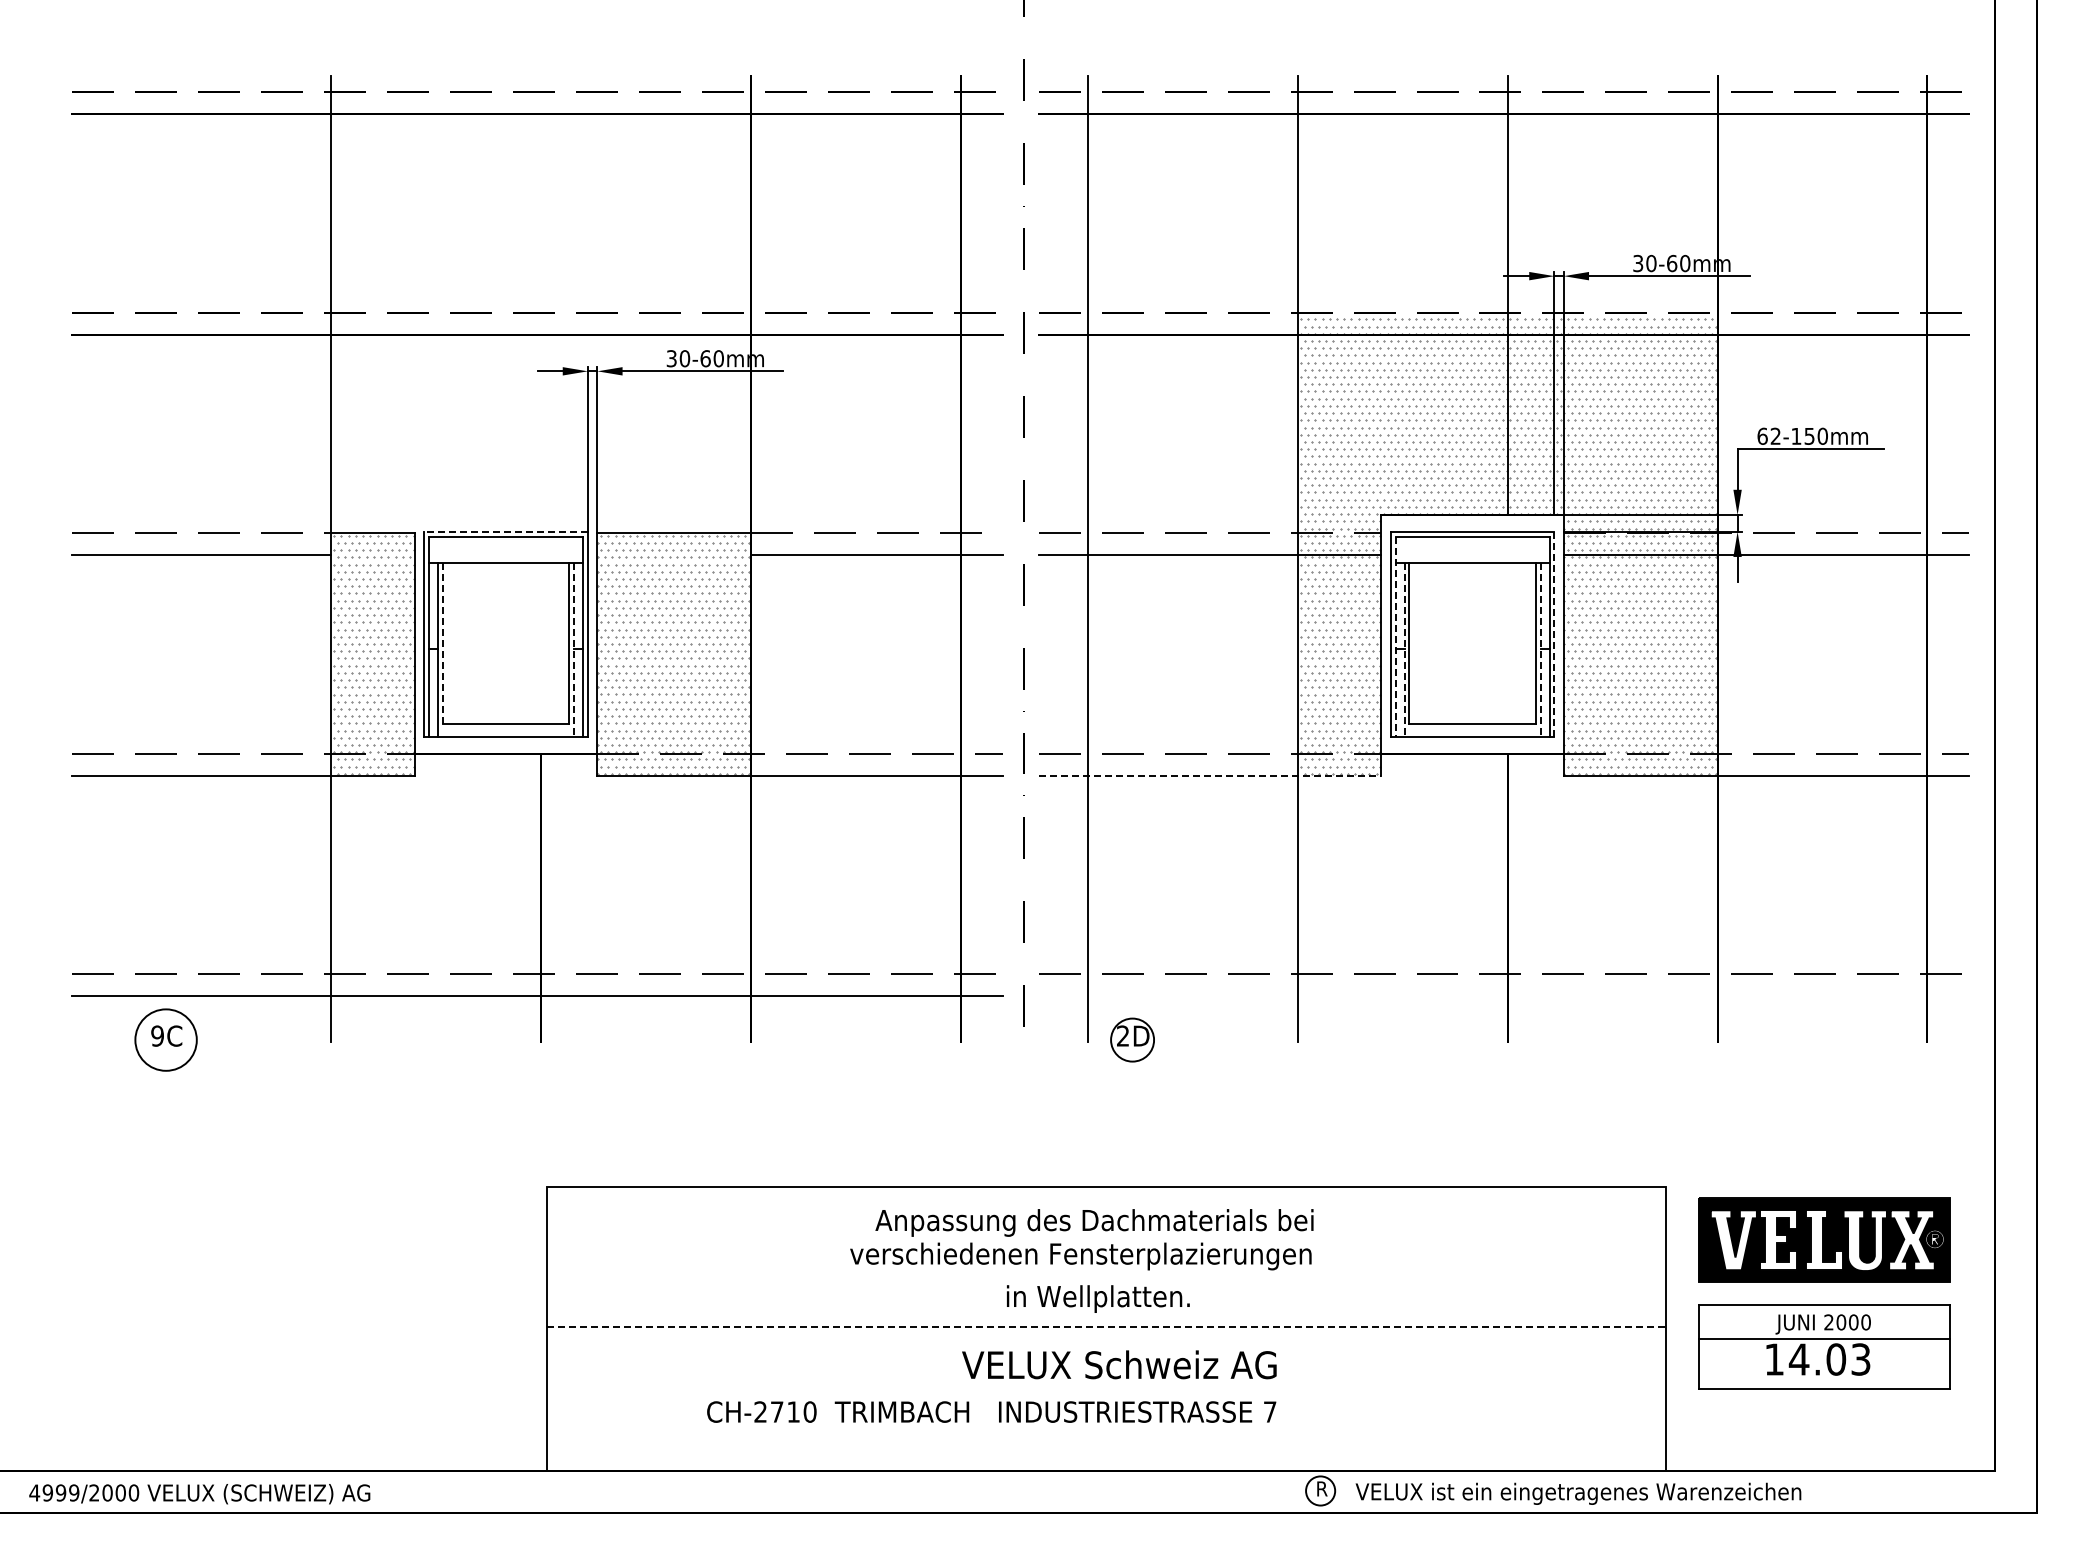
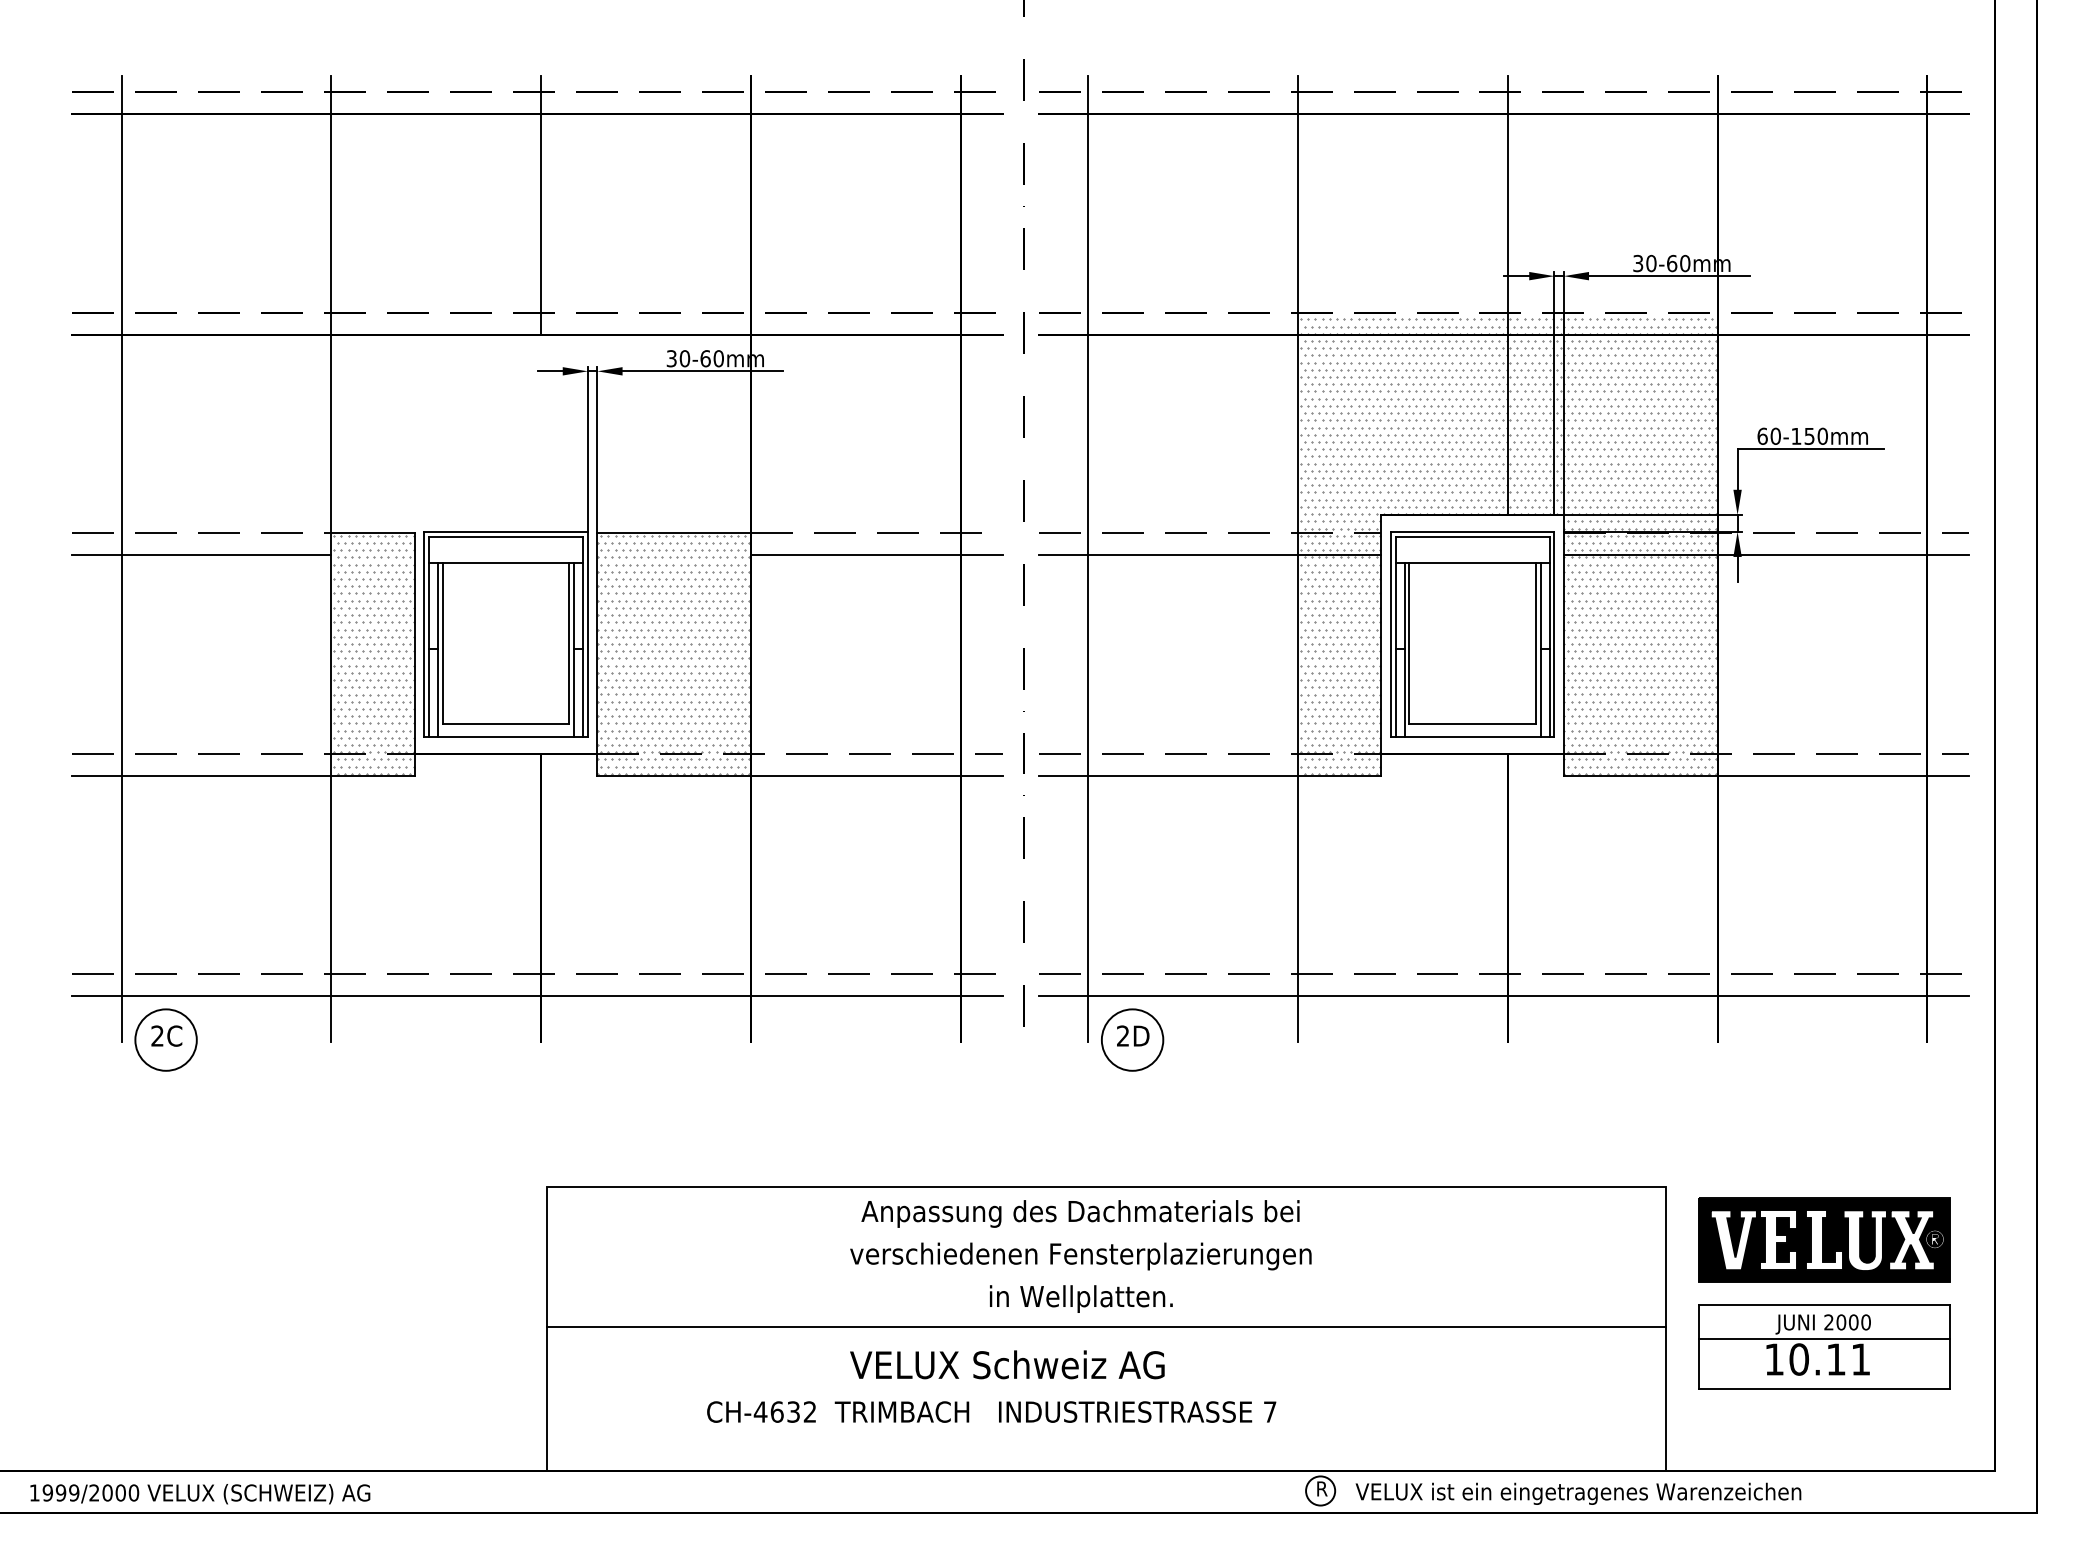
line: none -> present (541, 204)
text: 62-150mm -> 60-150mm (1775, 435)
line: dashed -> solid (506, 531)
line: none -> present (121, 558)
line: dashed -> solid (1554, 634)
line: dashed -> solid (1395, 637)
line: dashed -> solid (442, 644)
line: dashed -> solid (574, 650)
line: dashed -> solid (1404, 650)
line: dashed -> solid (1540, 650)
line: dashed -> solid (1210, 775)
line: none -> present (1503, 995)
text: 9C -> 2C (157, 1035)
circle diameter: 43 px -> 61 px (1132, 1039)
text position: (1094, 1222) -> (1080, 1213) (1080, 1213)
text position: (1098, 1298) -> (1081, 1298) (1081, 1298)
line: dashed -> solid (1107, 1327)
text: 14.03 -> 10.11 (1829, 1359)
text position: (1119, 1364) -> (1007, 1364) (1007, 1364)
text: CH-2710 -> CH-4632 (784, 1411)
text: 4999/2000 -> 1999/2000 (34, 1492)
